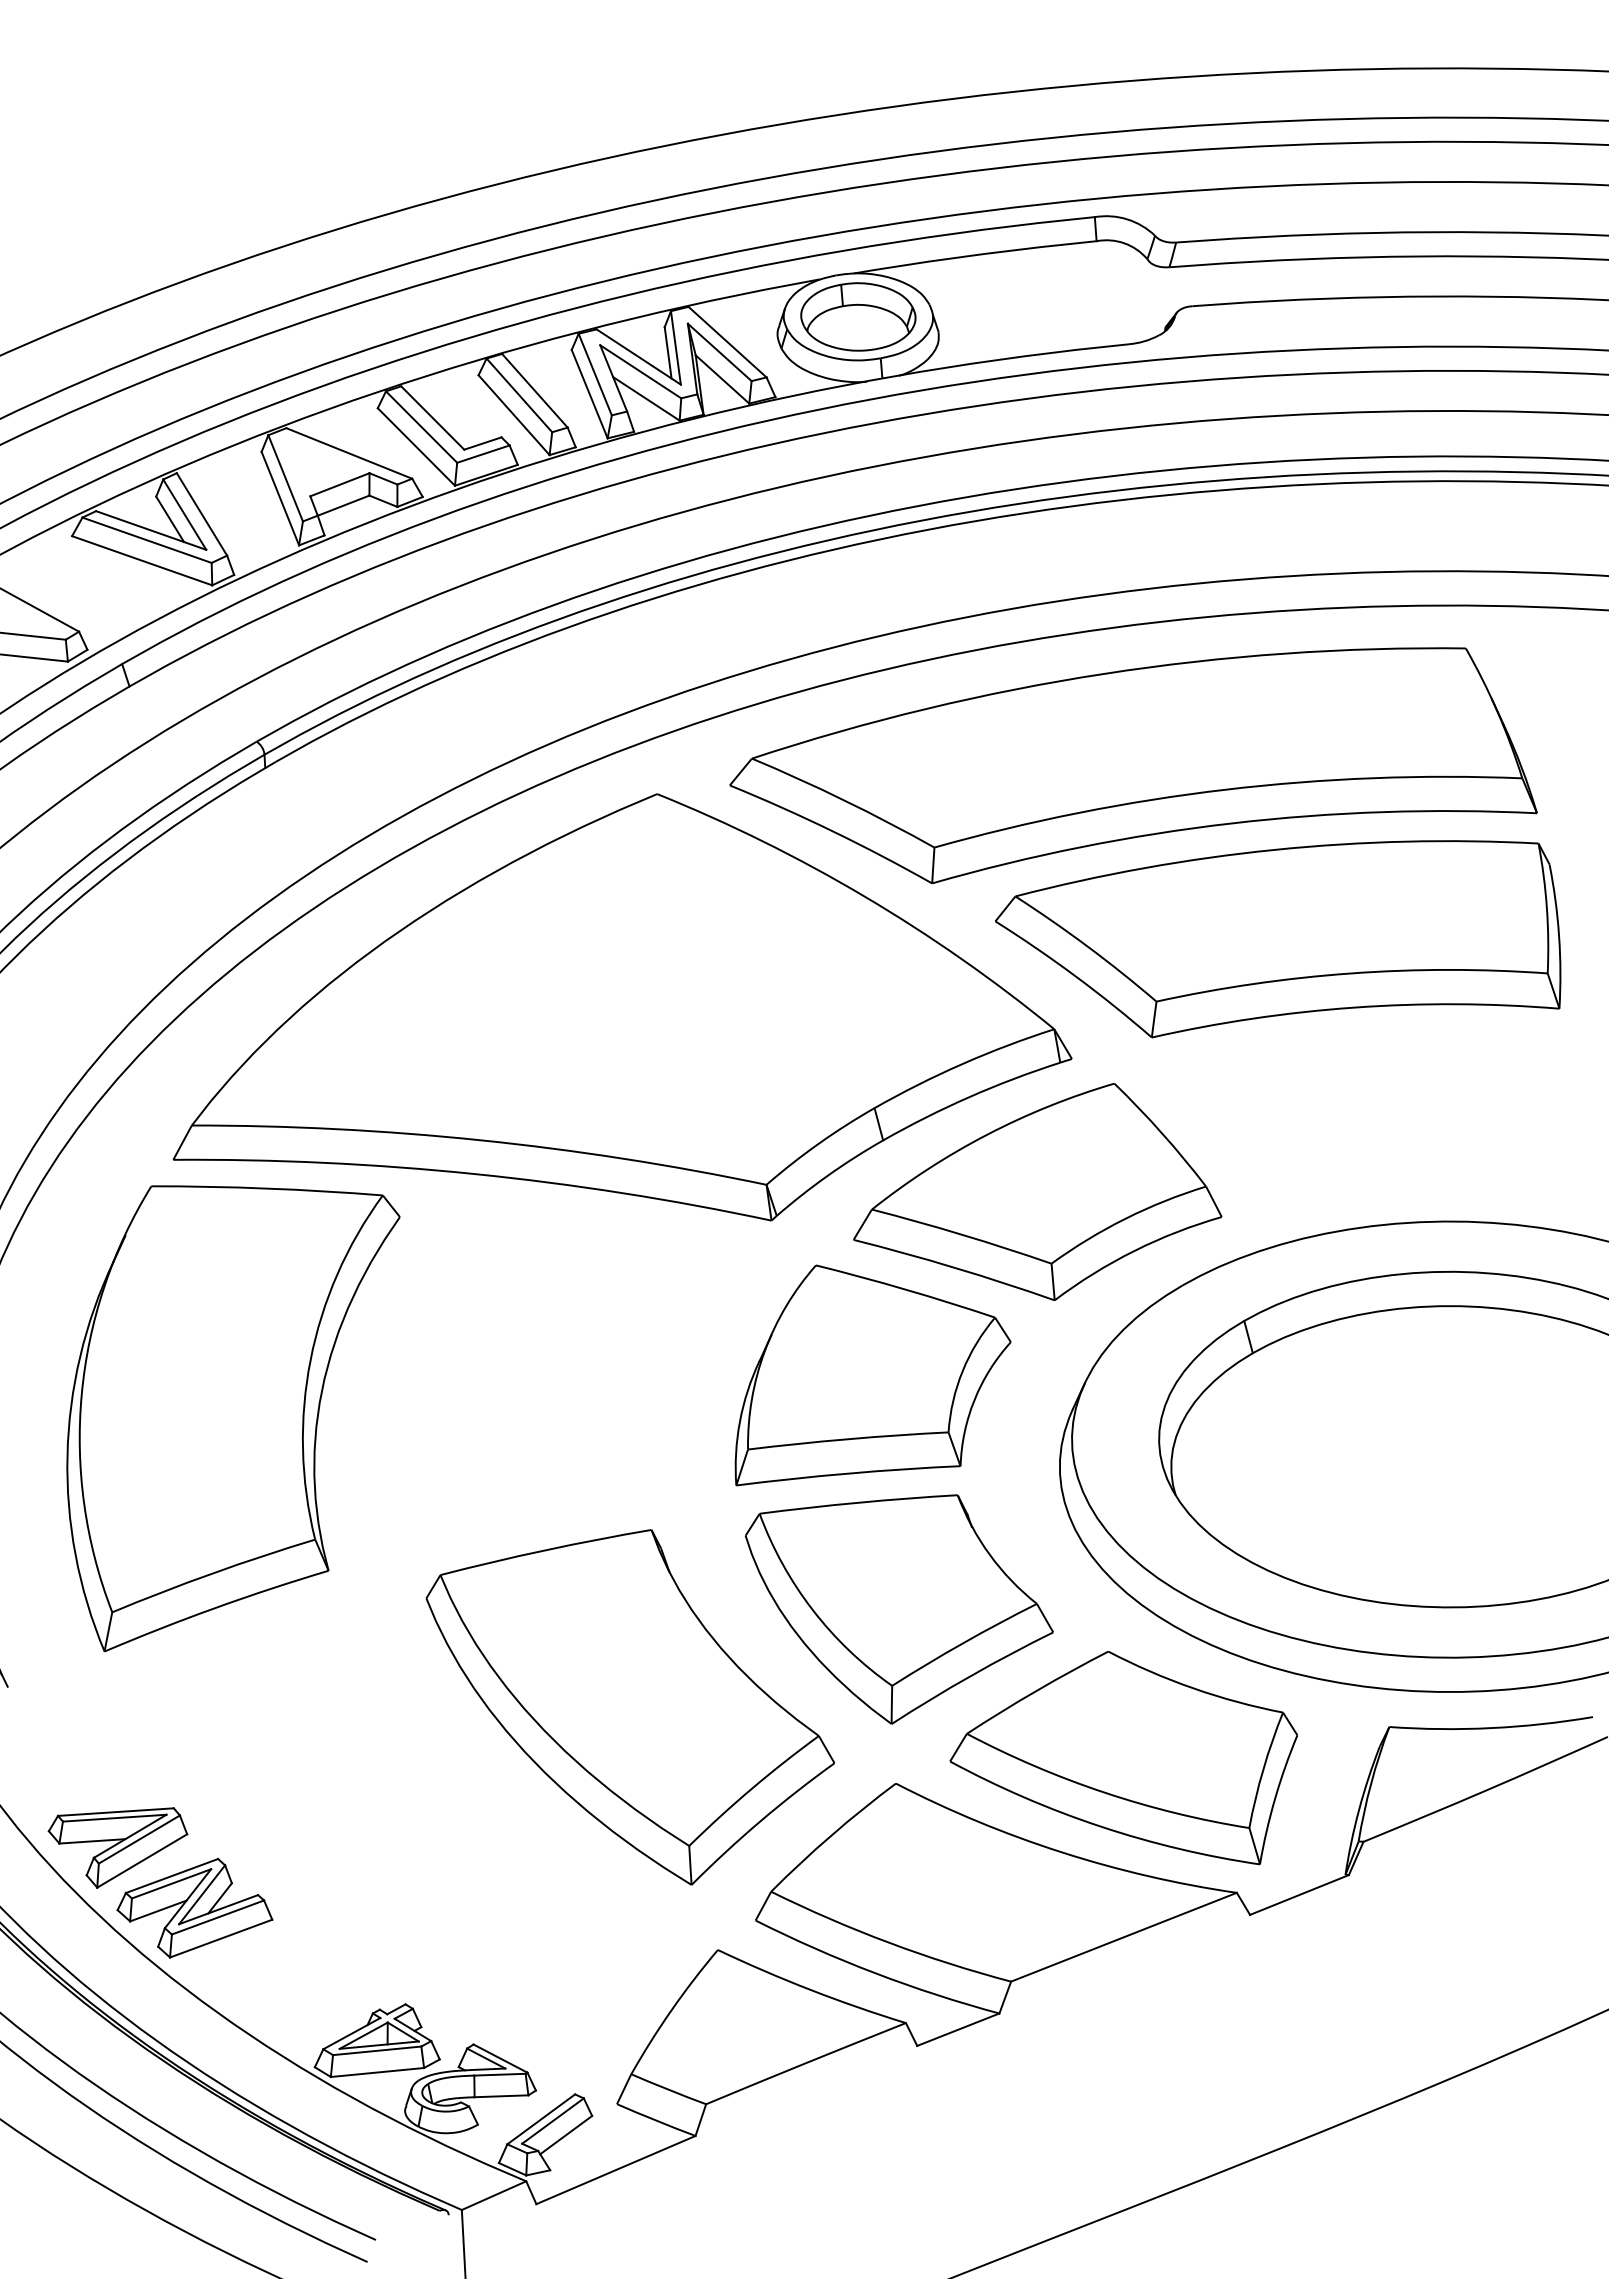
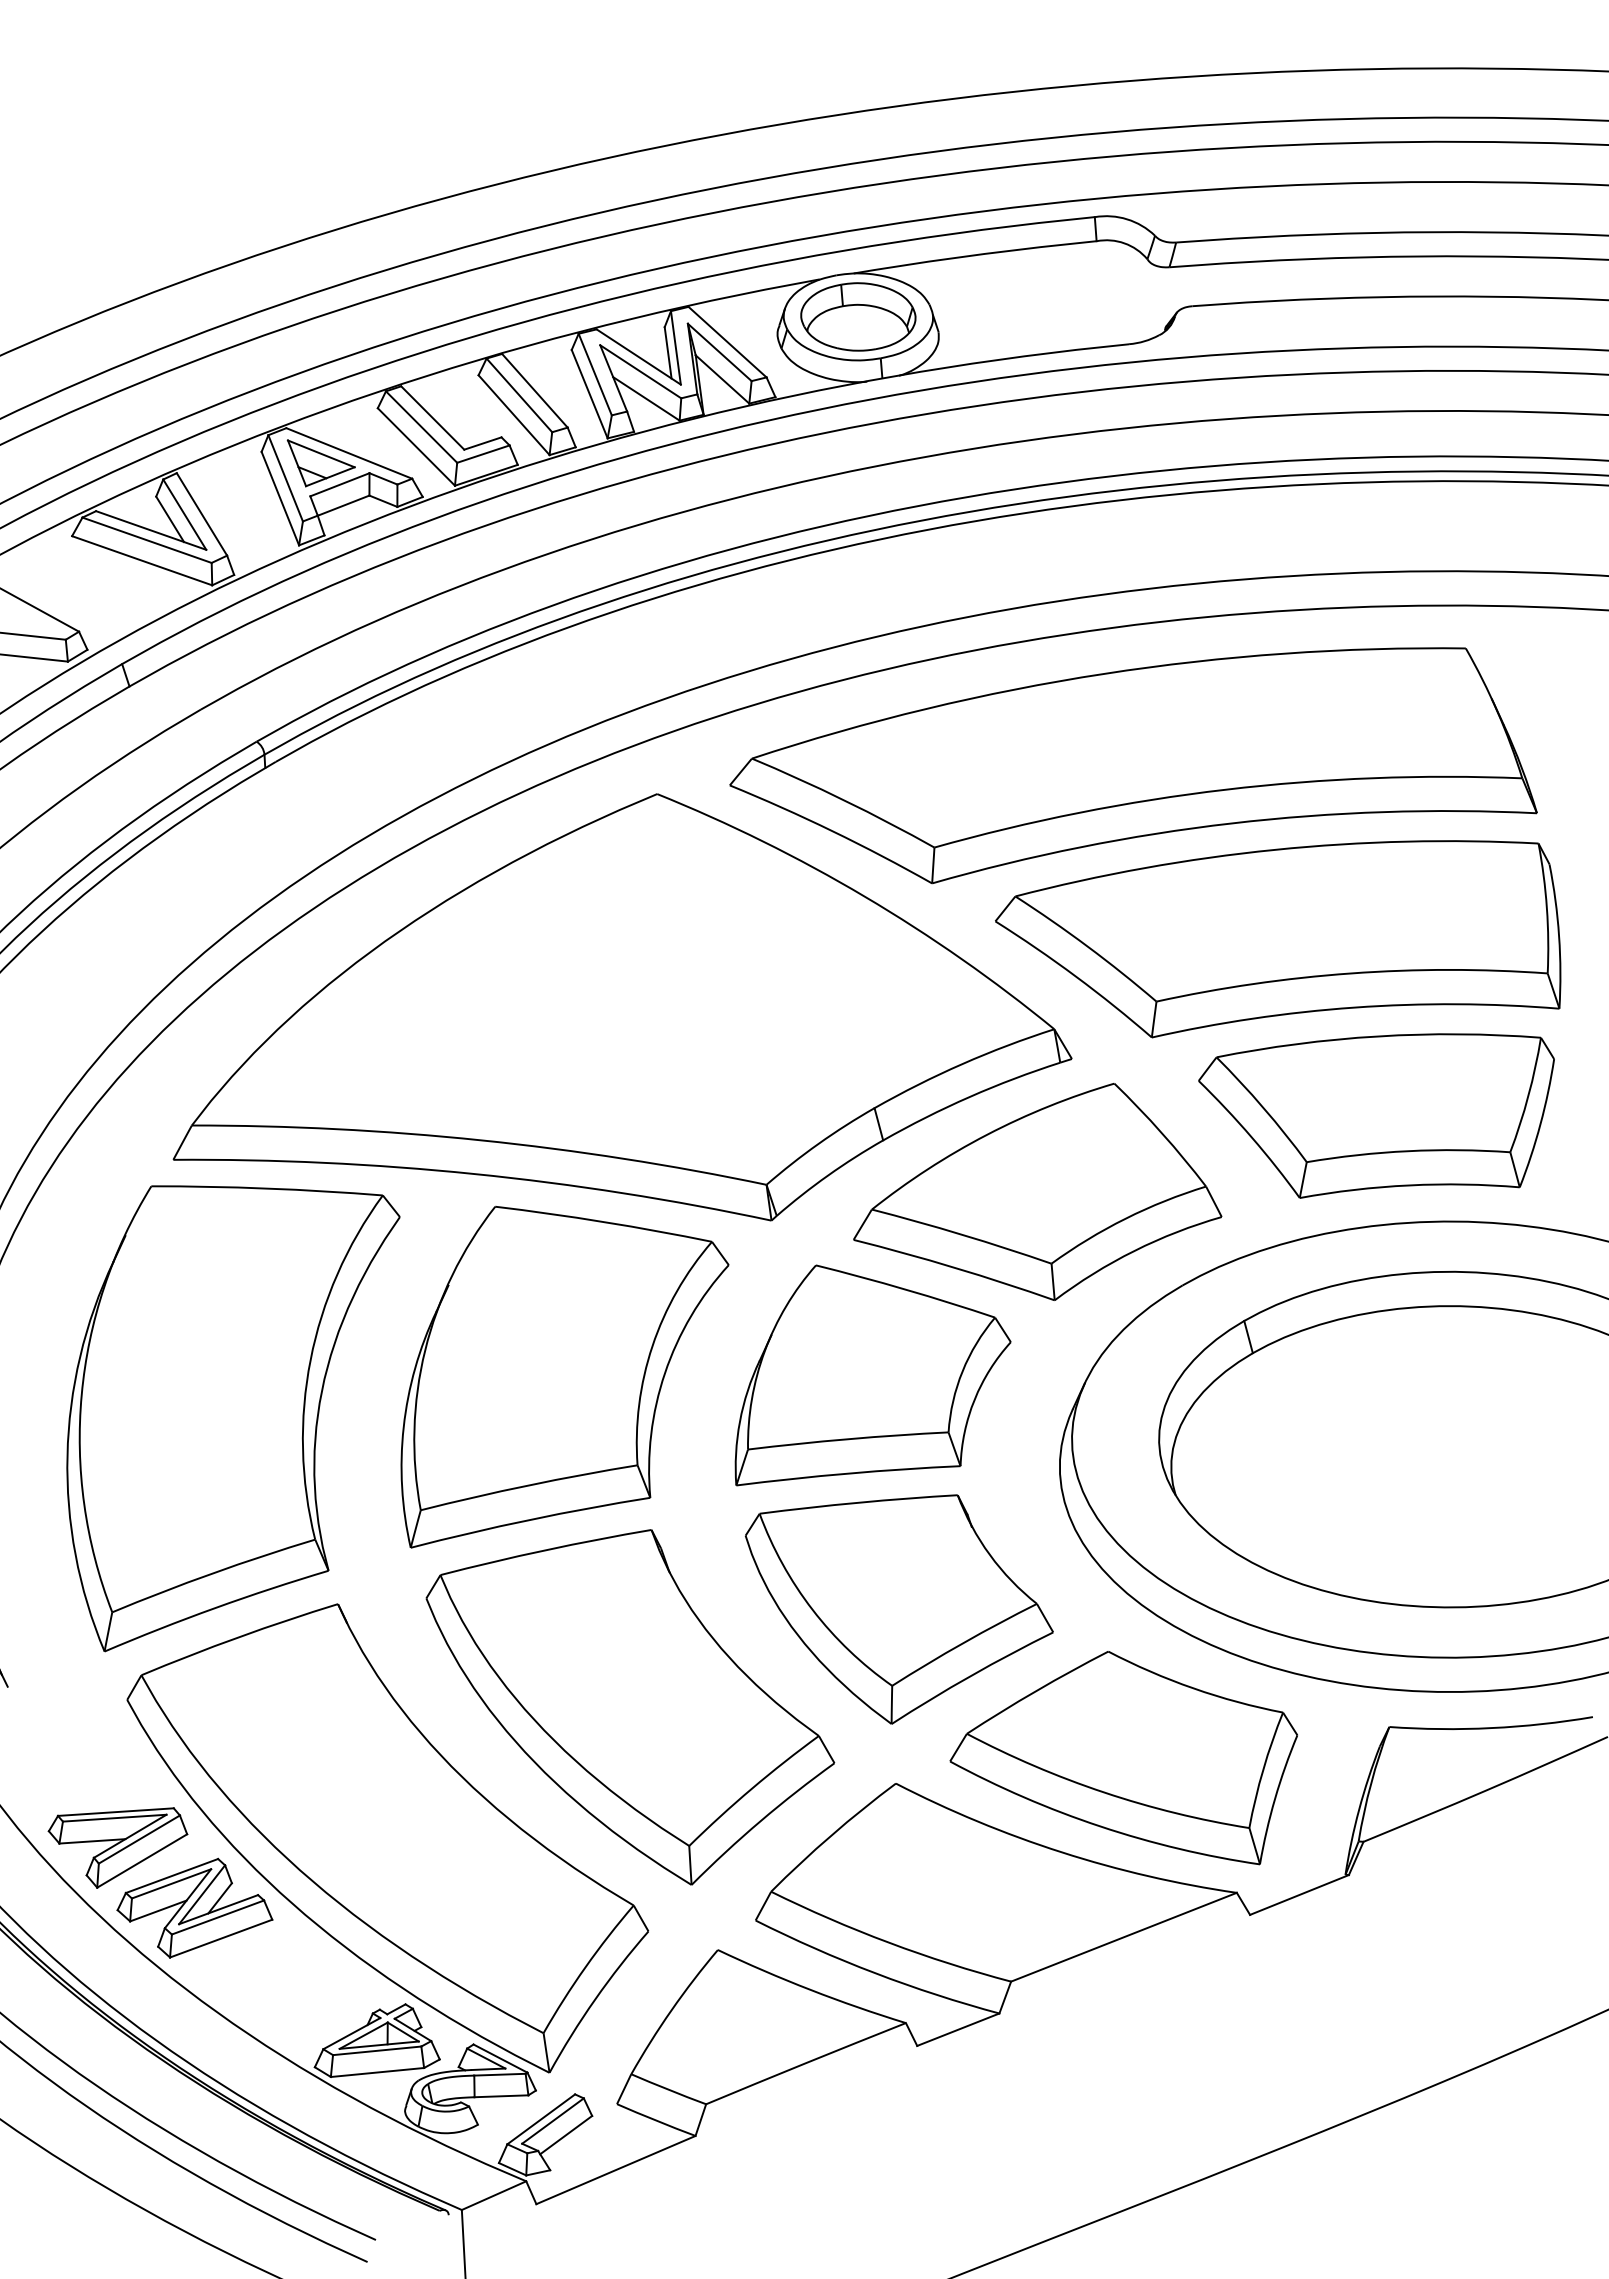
part: none -> present (320, 463)
part: none -> present (1376, 1115)
part: none -> present (564, 1376)
part: none -> present (387, 1838)
